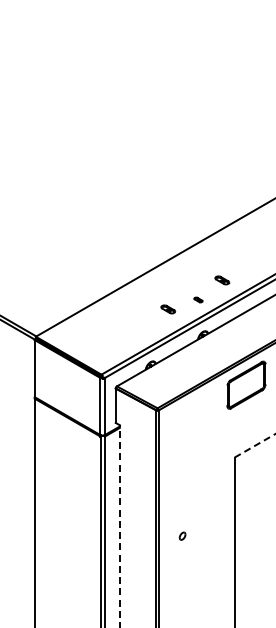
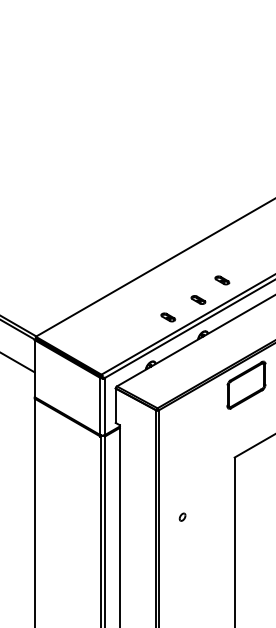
part size: 11x8 px -> 17x10 px (198, 299)
part position: (168, 309) -> (168, 317) (168, 317)
line: none -> present (18, 362)
line: dashed -> solid (255, 445)
line: dashed -> solid (119, 526)
part position: (182, 535) -> (182, 516) (182, 516)
